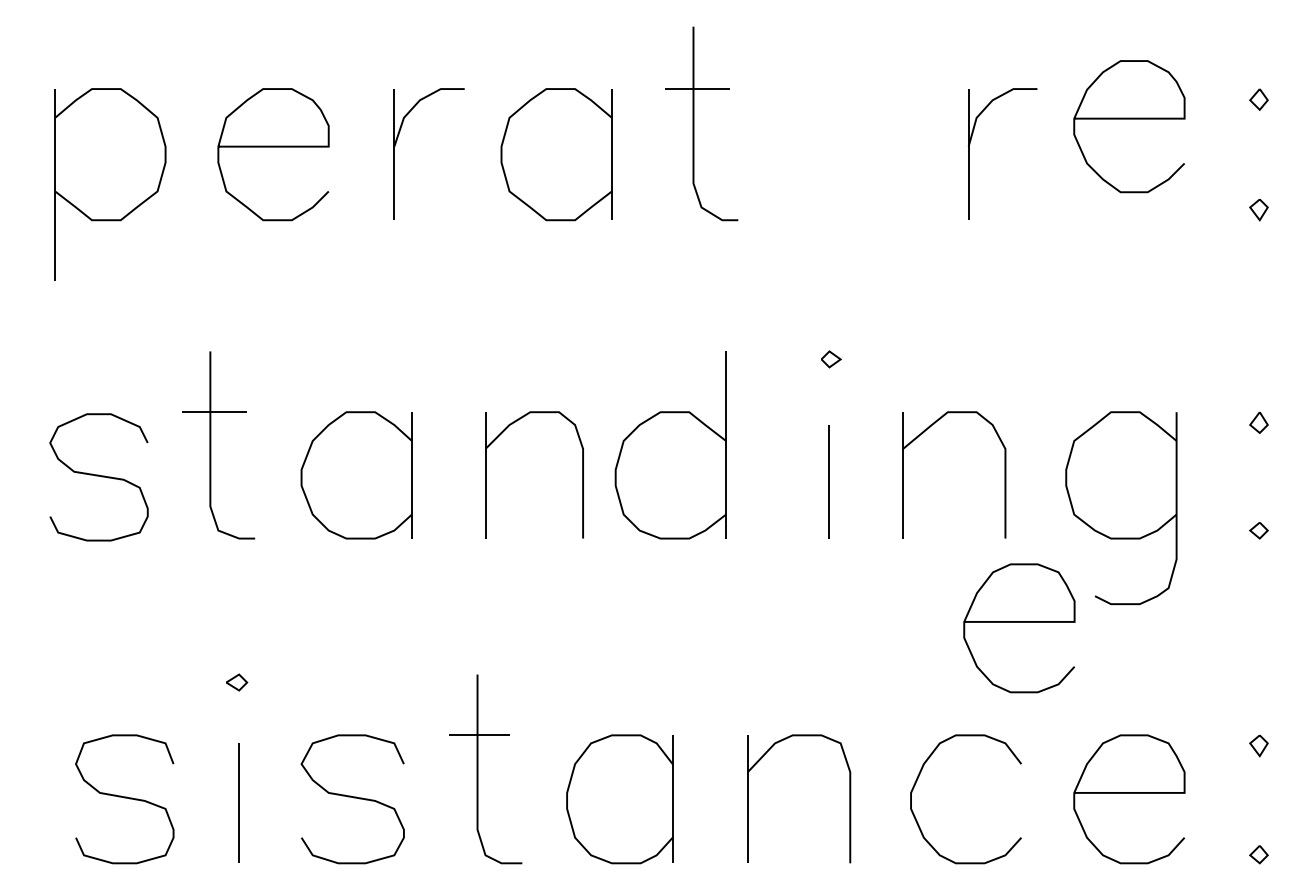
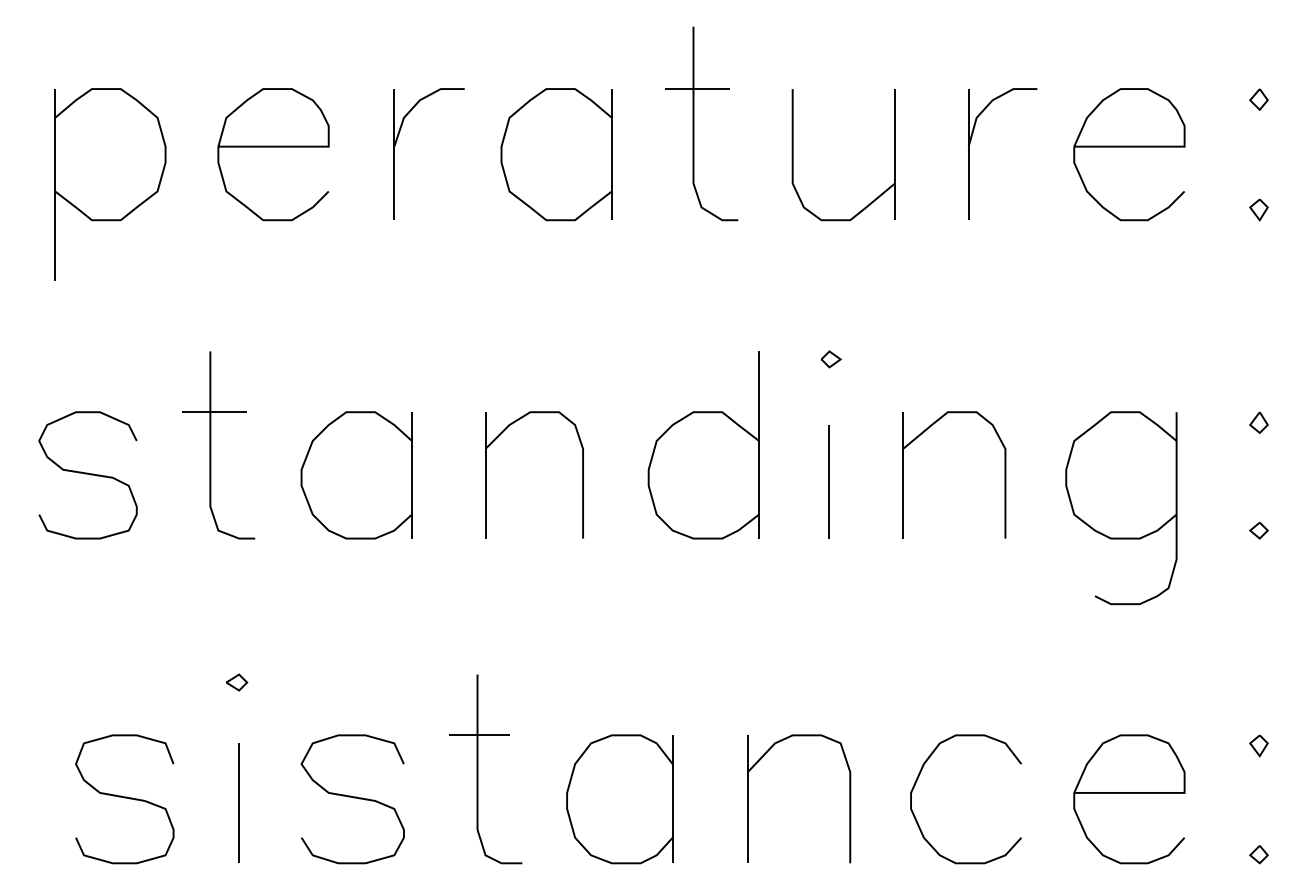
curve position: (1129, 119) -> (1129, 147) (1129, 147)
part: none -> present (793, 155)
part position: (670, 445) -> (703, 445) (703, 445)
curve position: (98, 476) -> (87, 474) (87, 474)
curve: present -> none (1019, 622)
